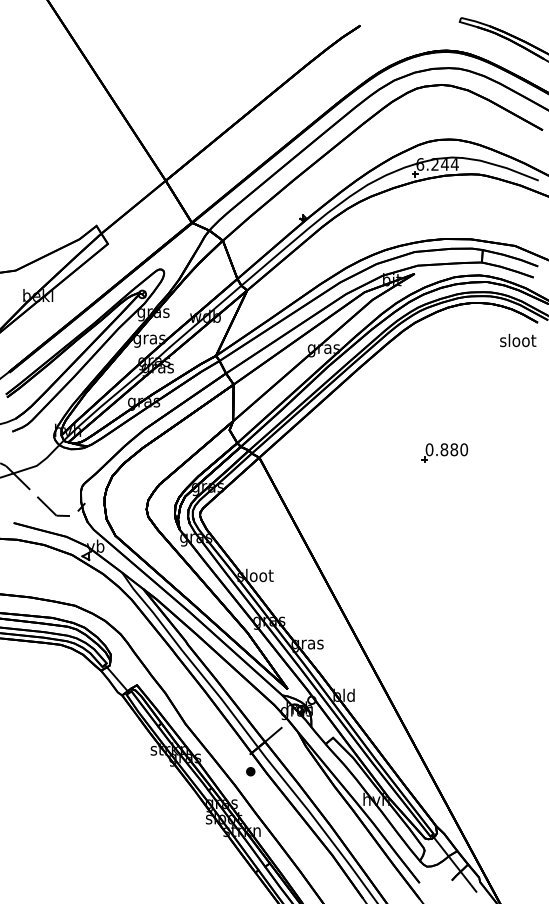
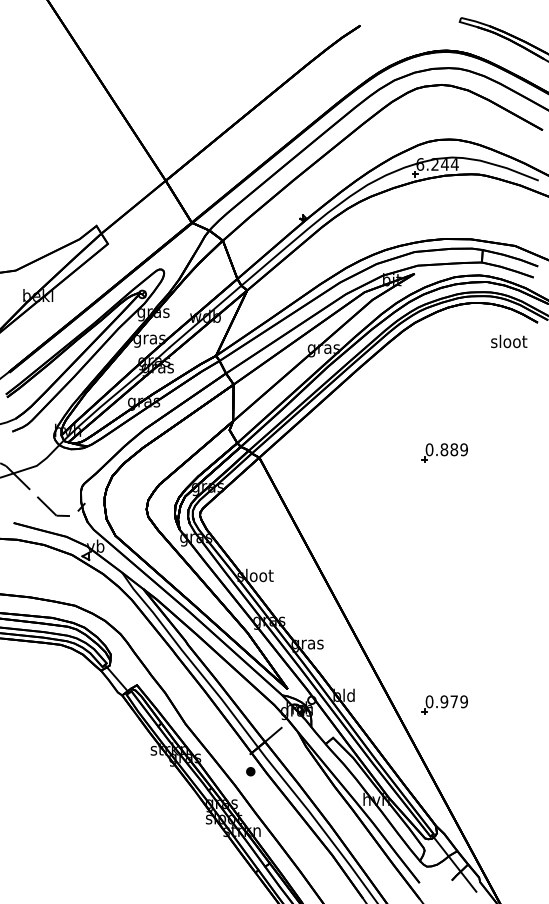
text position: (518, 340) -> (509, 341) (509, 341)
text: 0.880 -> 0.889 (463, 449)
part: none -> present (444, 704)
